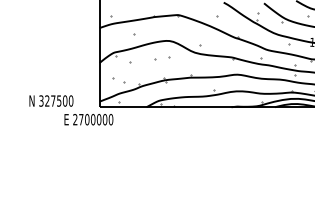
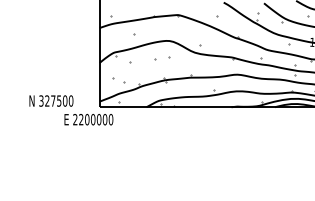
text: 2700000 -> 2200000 (81, 119)
